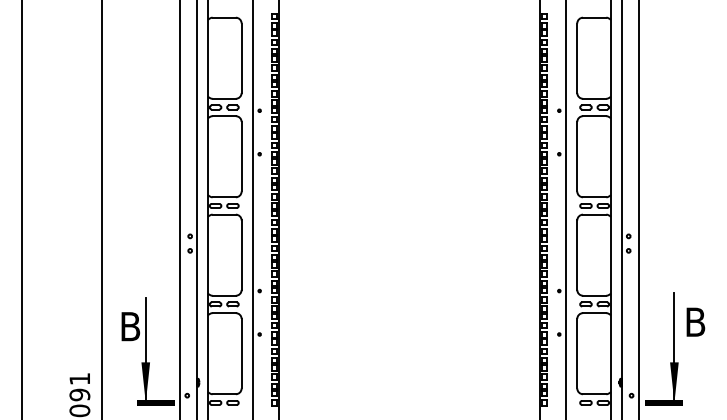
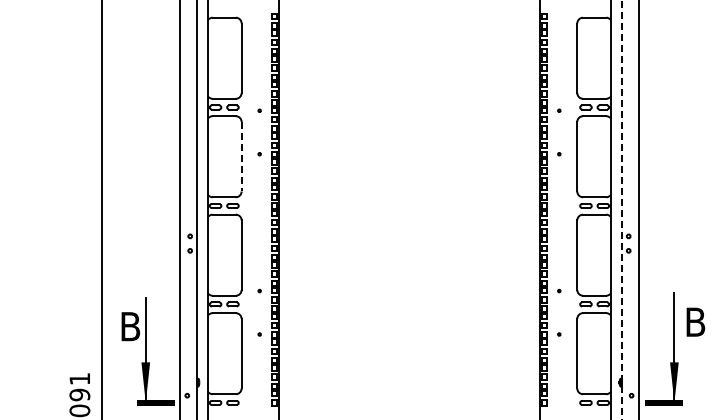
line: solid -> dashed (241, 156)
line: present -> none (21, 209)
line: present -> none (253, 209)
line: present -> none (565, 209)
line: solid -> dashed (622, 210)
